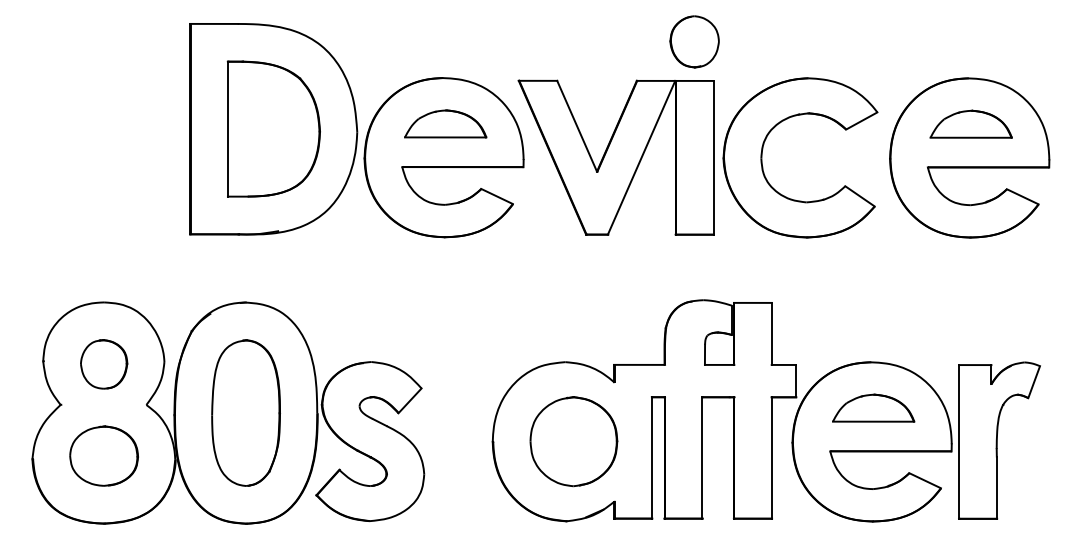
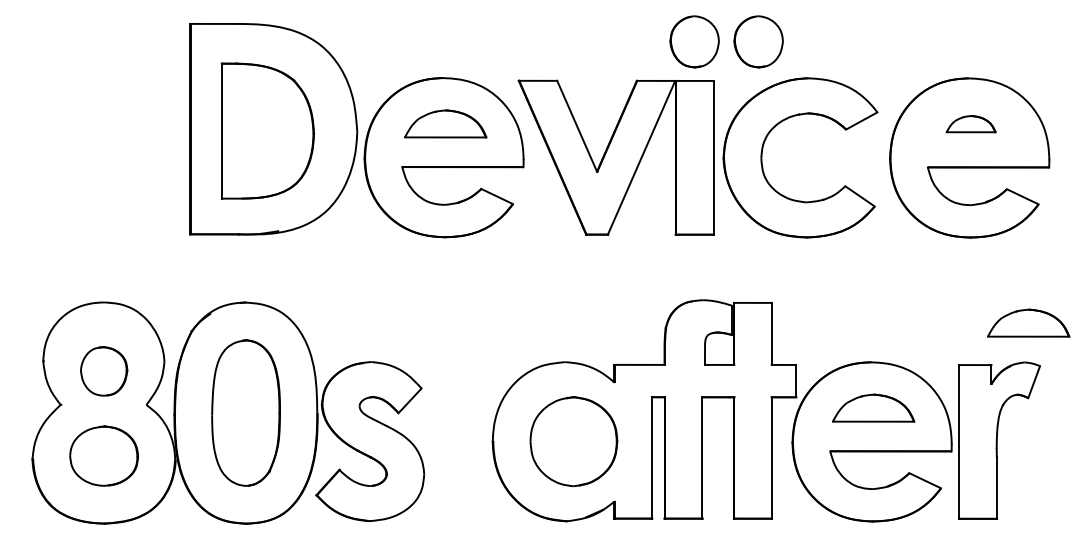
part: none -> present (758, 41)
part size: 84x30 px -> 52x19 px (970, 124)
part position: (273, 128) -> (267, 130) (267, 130)
part: none -> present (1028, 322)
part position: (104, 364) -> (104, 371) (104, 371)
